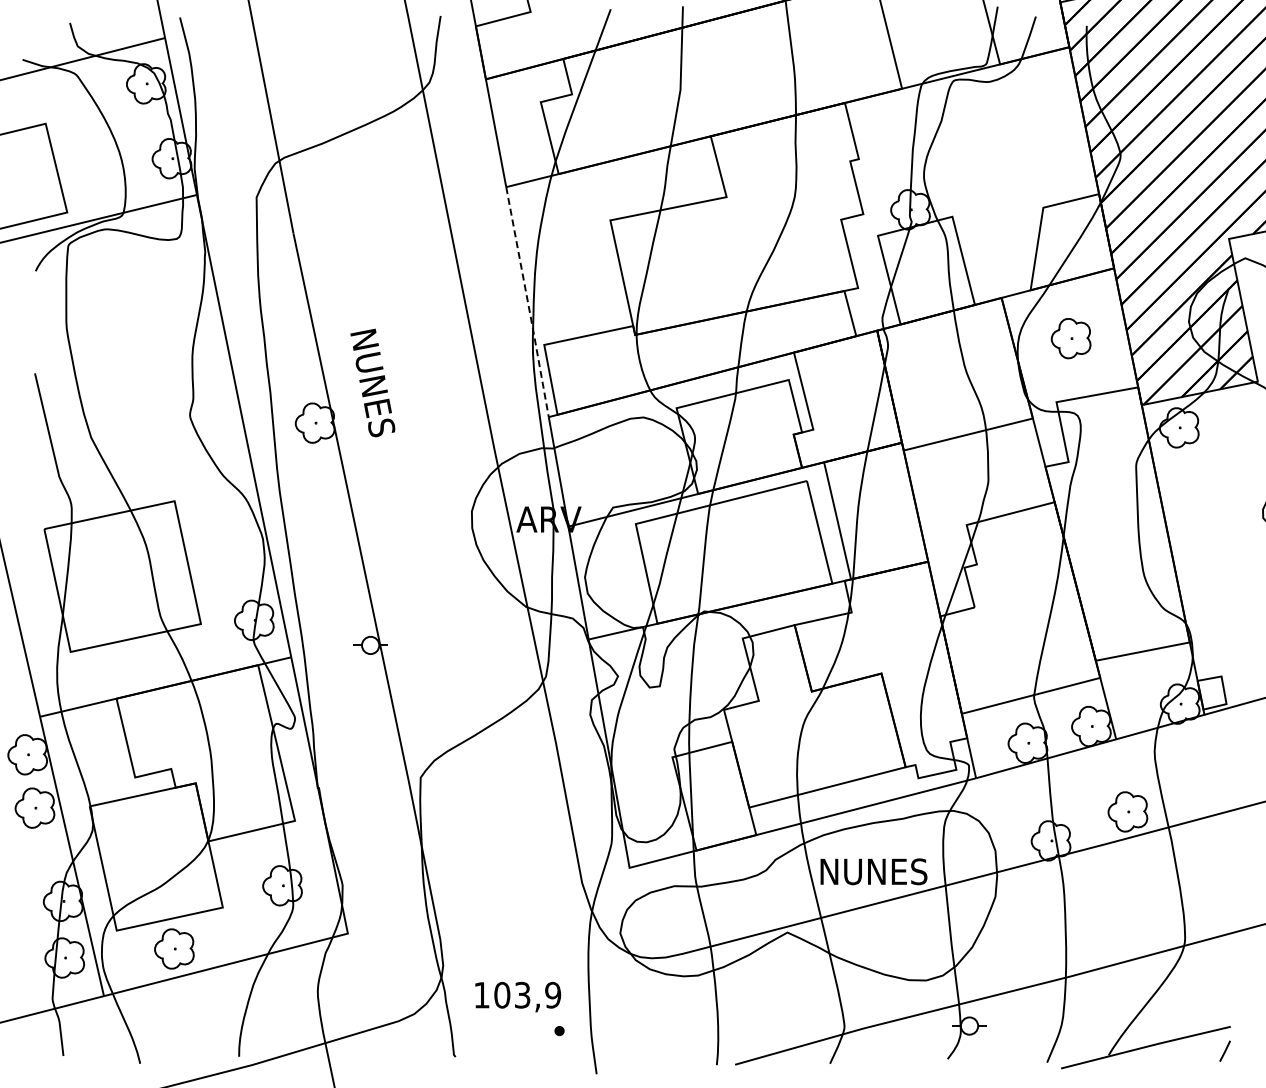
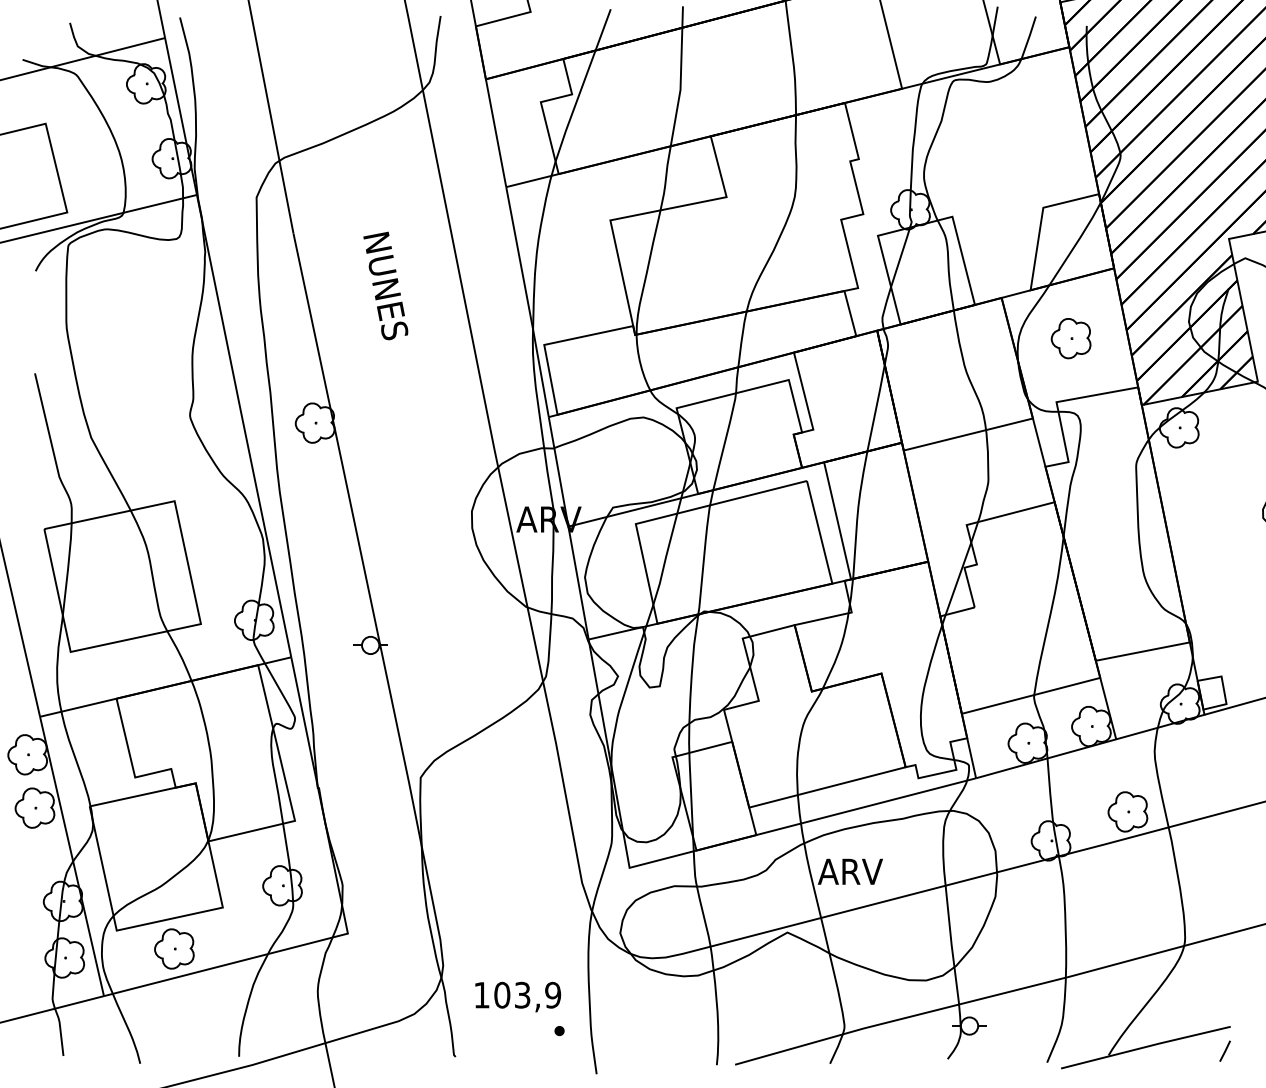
line: dashed -> solid (528, 302)
text position: (372, 382) -> (385, 285) (385, 285)
text: NUNES -> ARV (872, 871)
